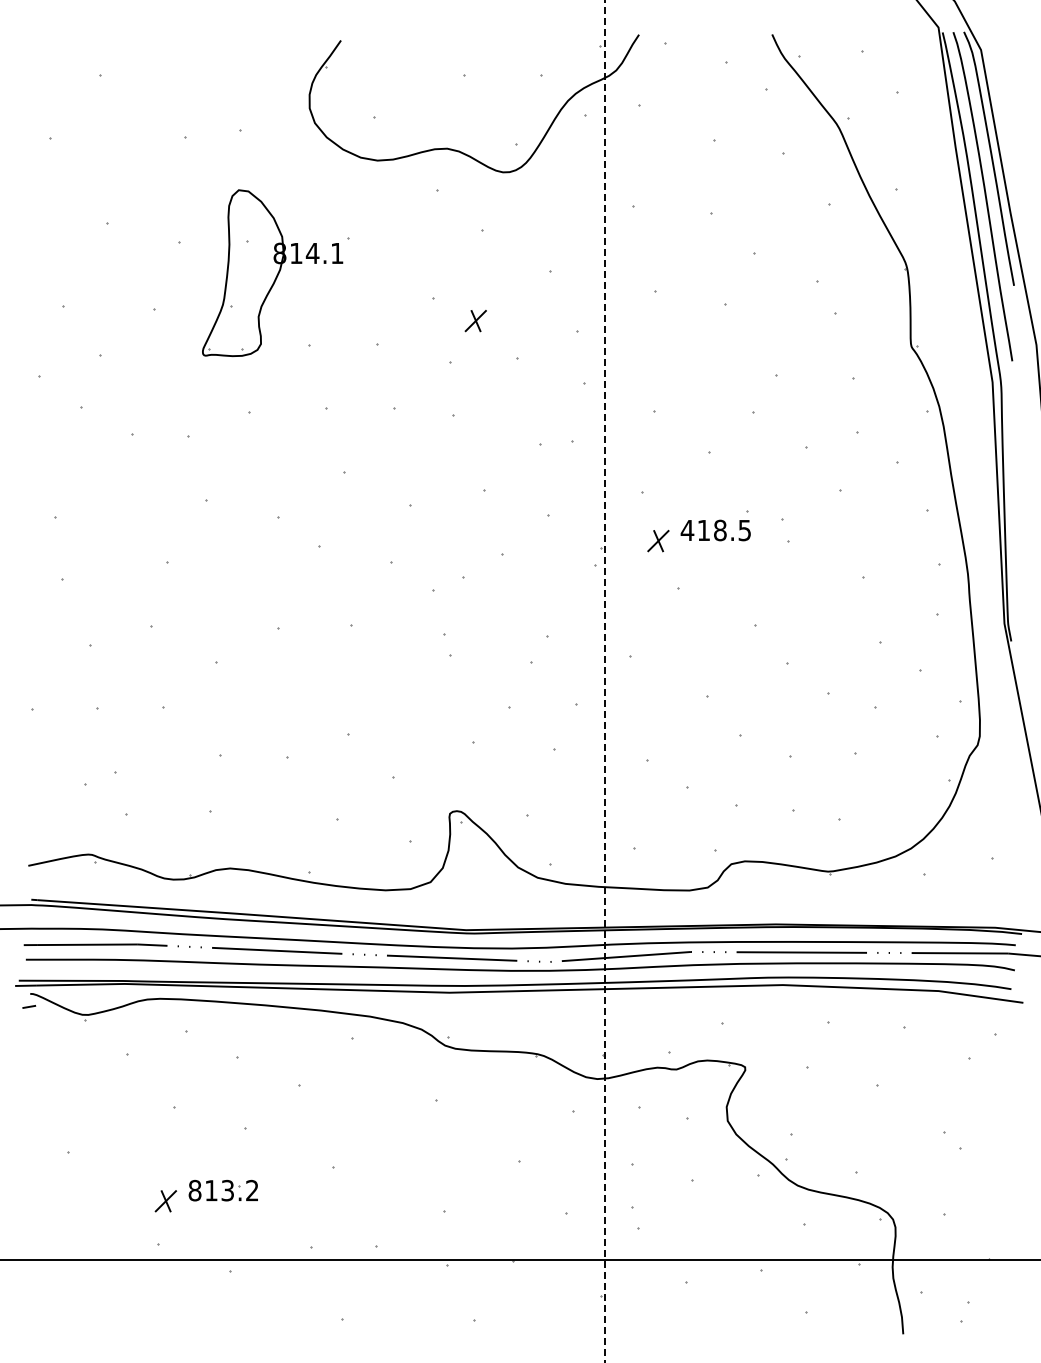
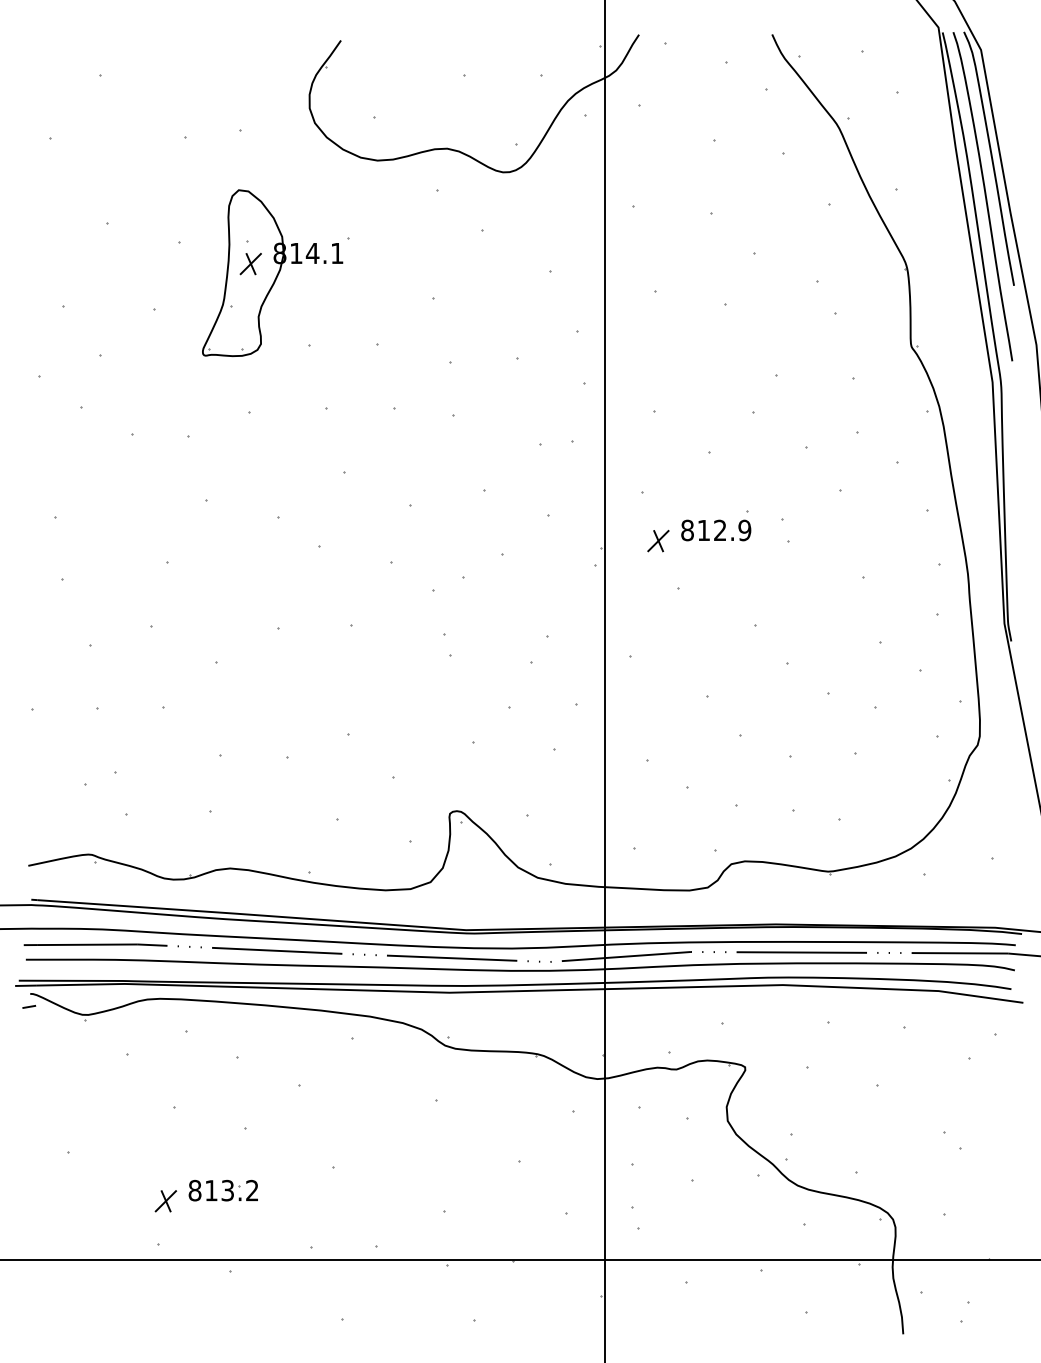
part position: (475, 321) -> (250, 264) (250, 264)
text: 418.5 -> 812.9 (715, 530)
line: dashed -> solid (604, 681)
